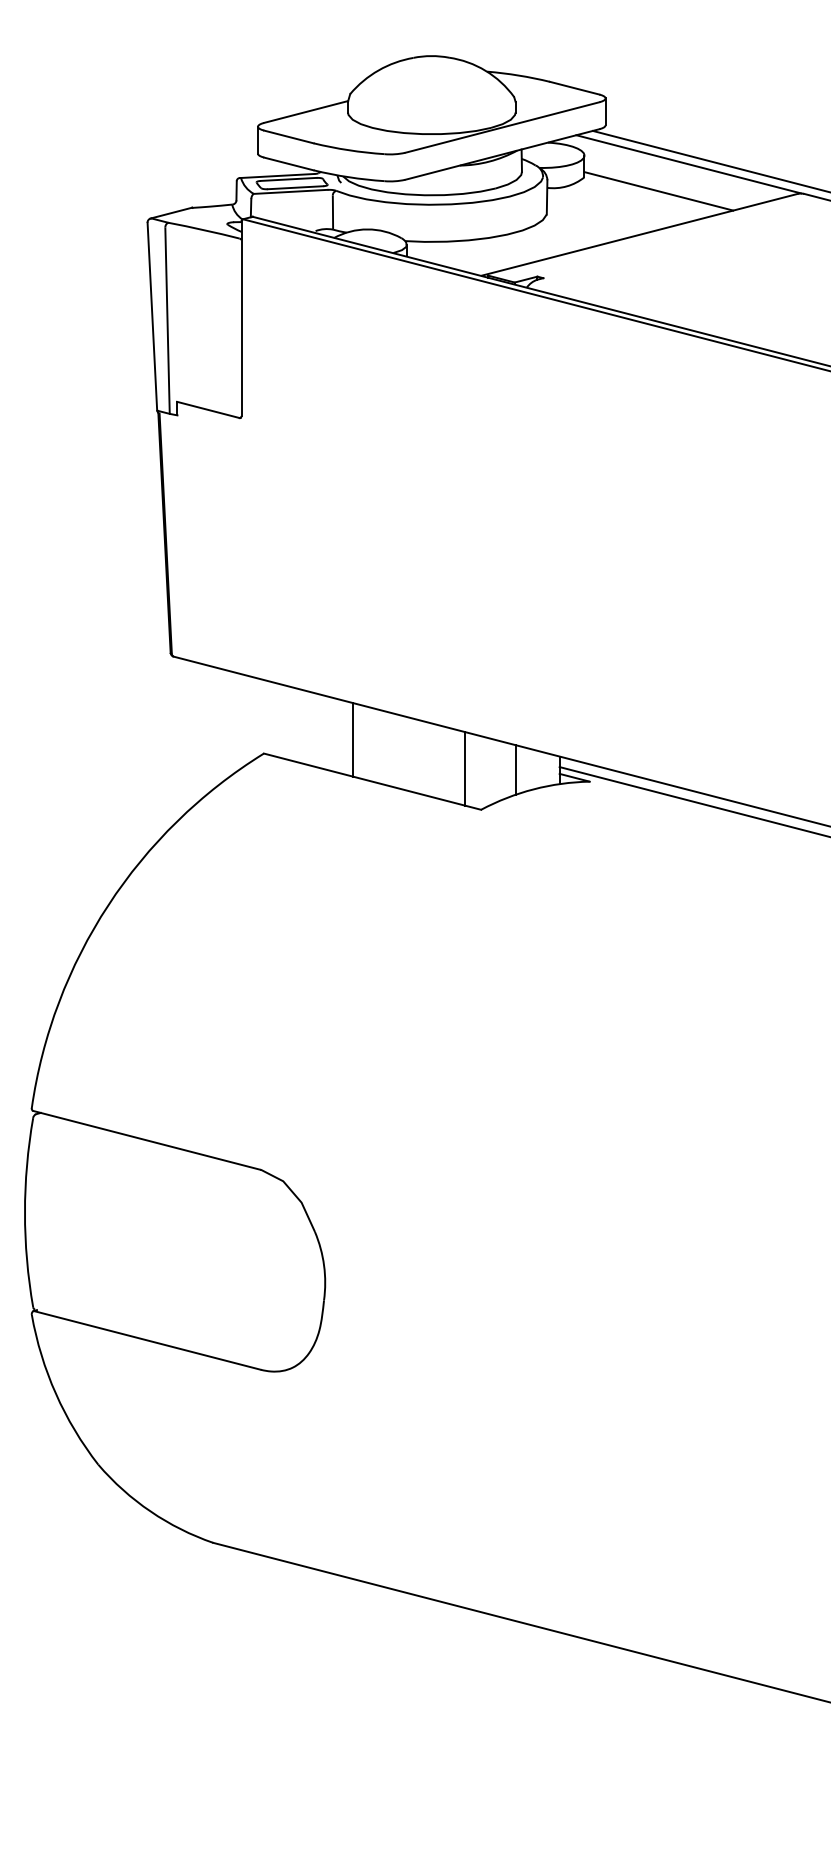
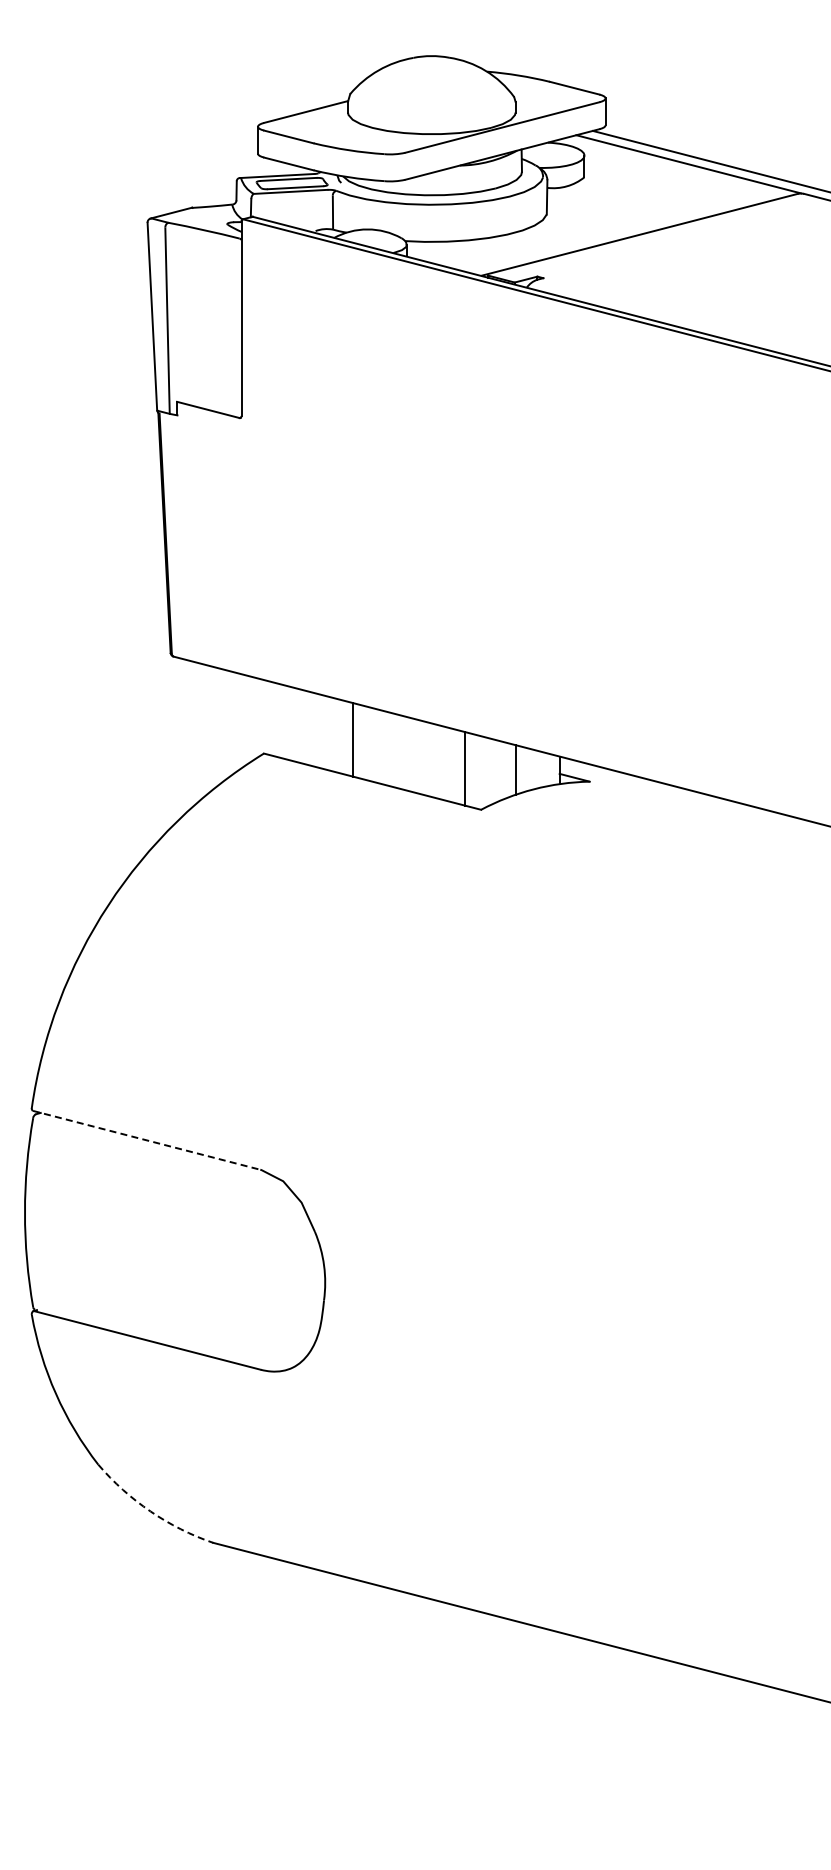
line: present -> none (658, 191)
line: present -> none (693, 801)
line: solid -> dashed (147, 1140)
arc: solid -> dashed (150, 1511)
